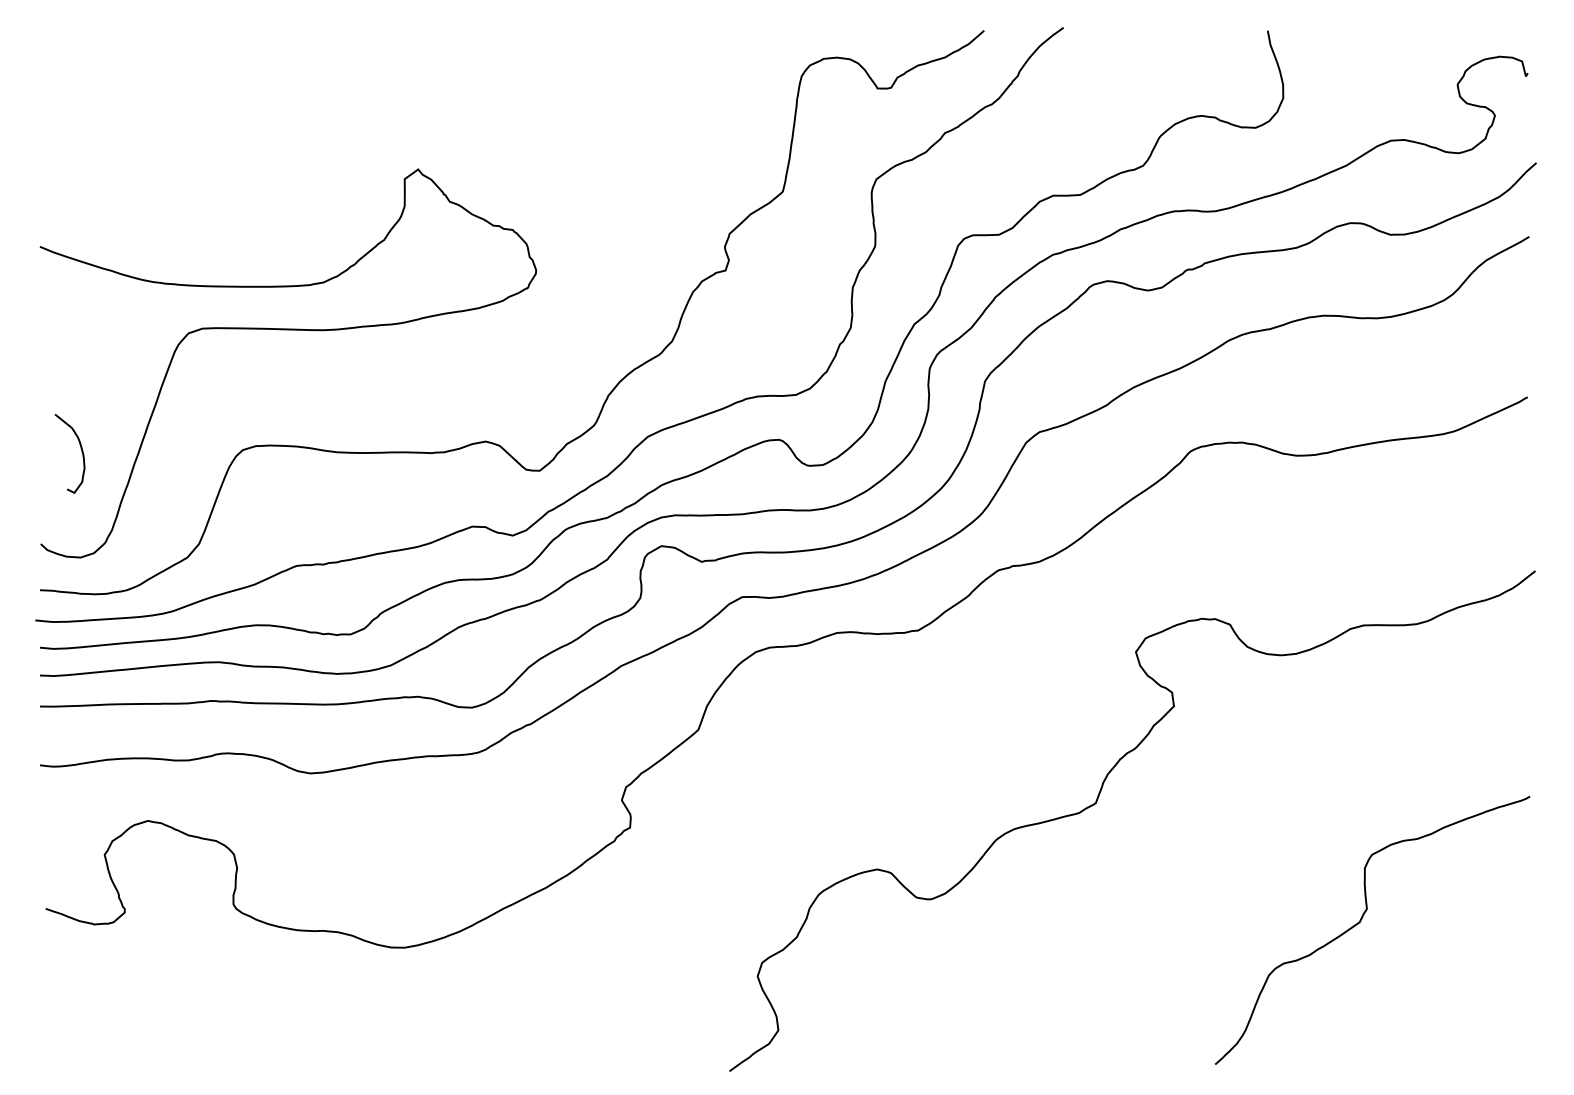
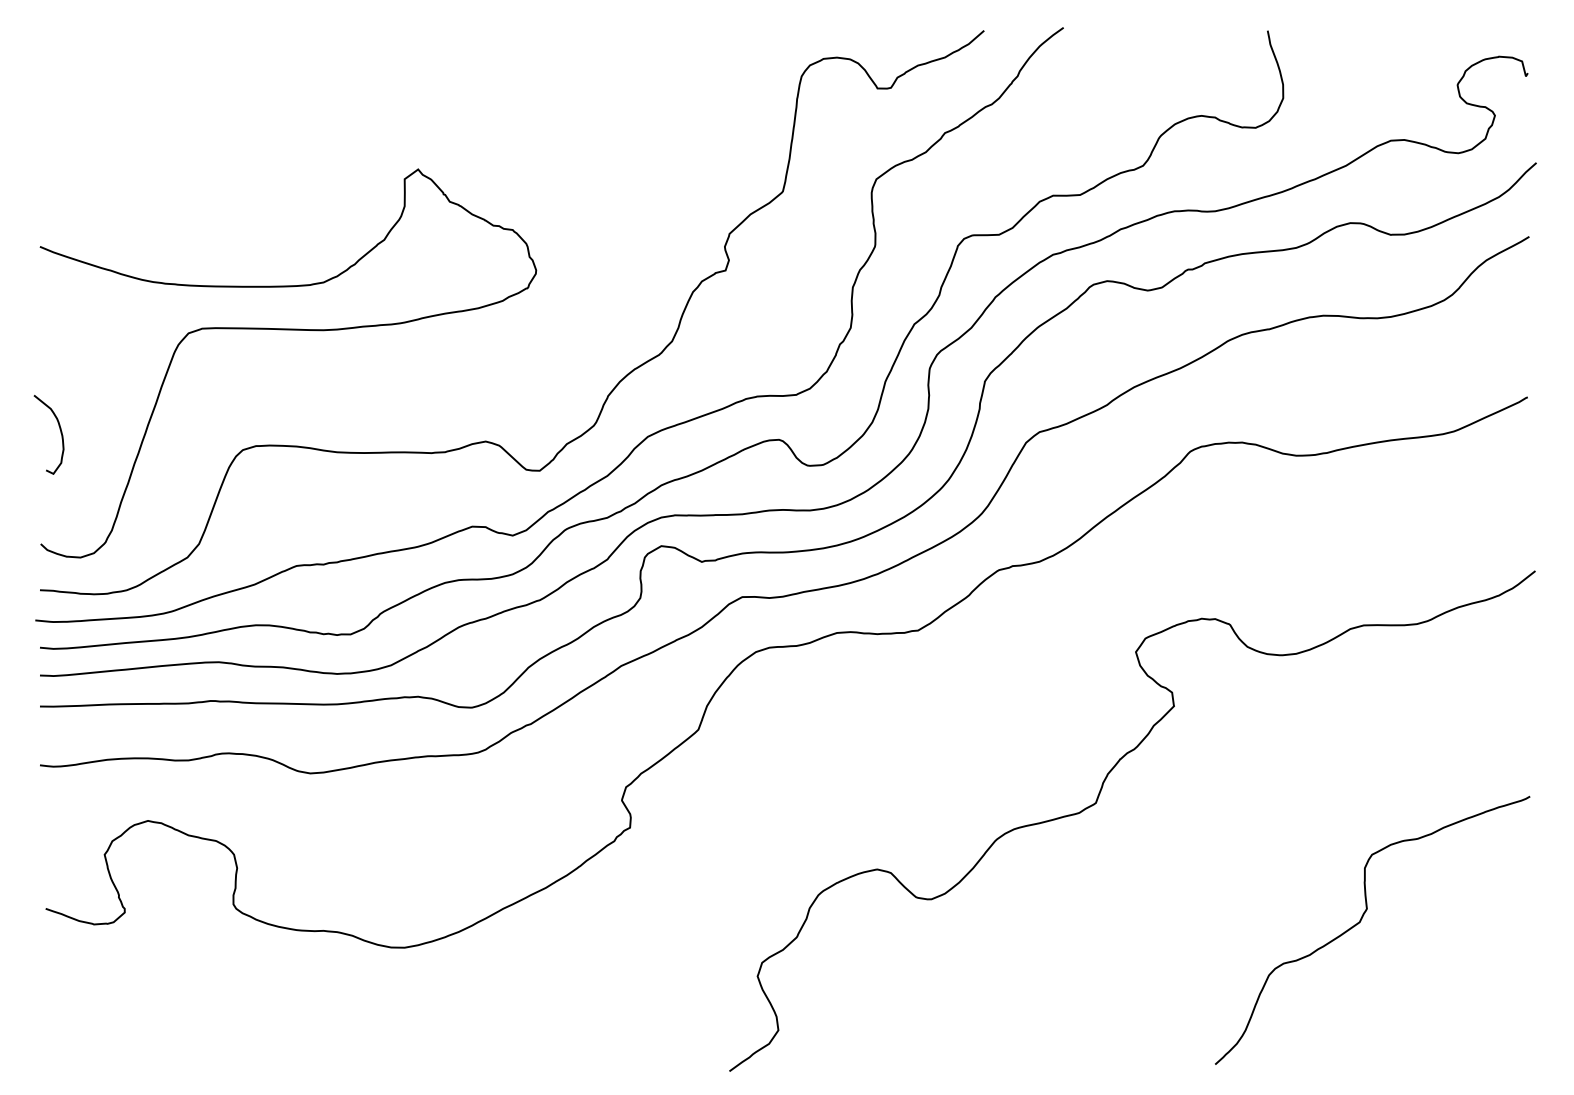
curve position: (81, 452) -> (60, 433) (60, 433)
